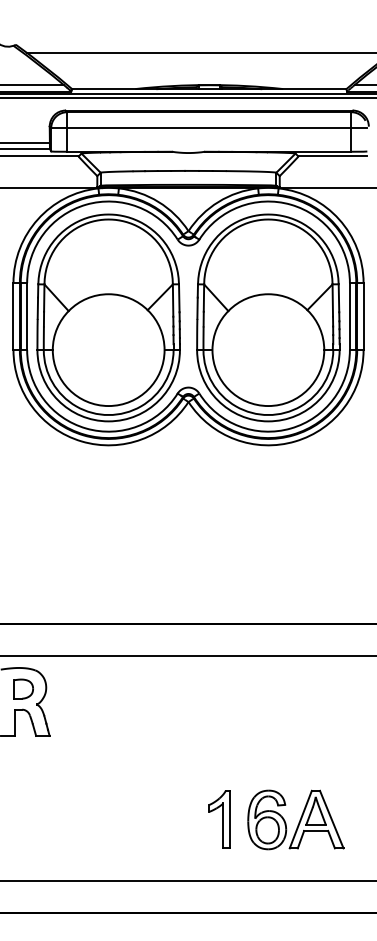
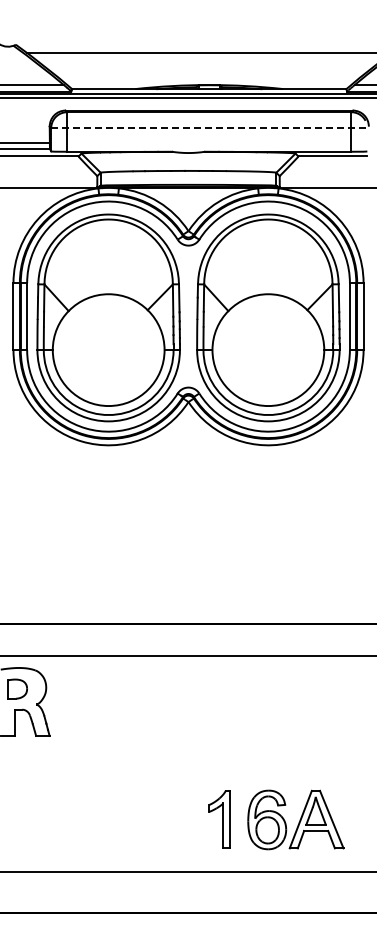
line: solid -> dashed (209, 128)
part position: (23, 688) -> (17, 688) (17, 688)
line position: (187, 880) -> (187, 871) (187, 871)
